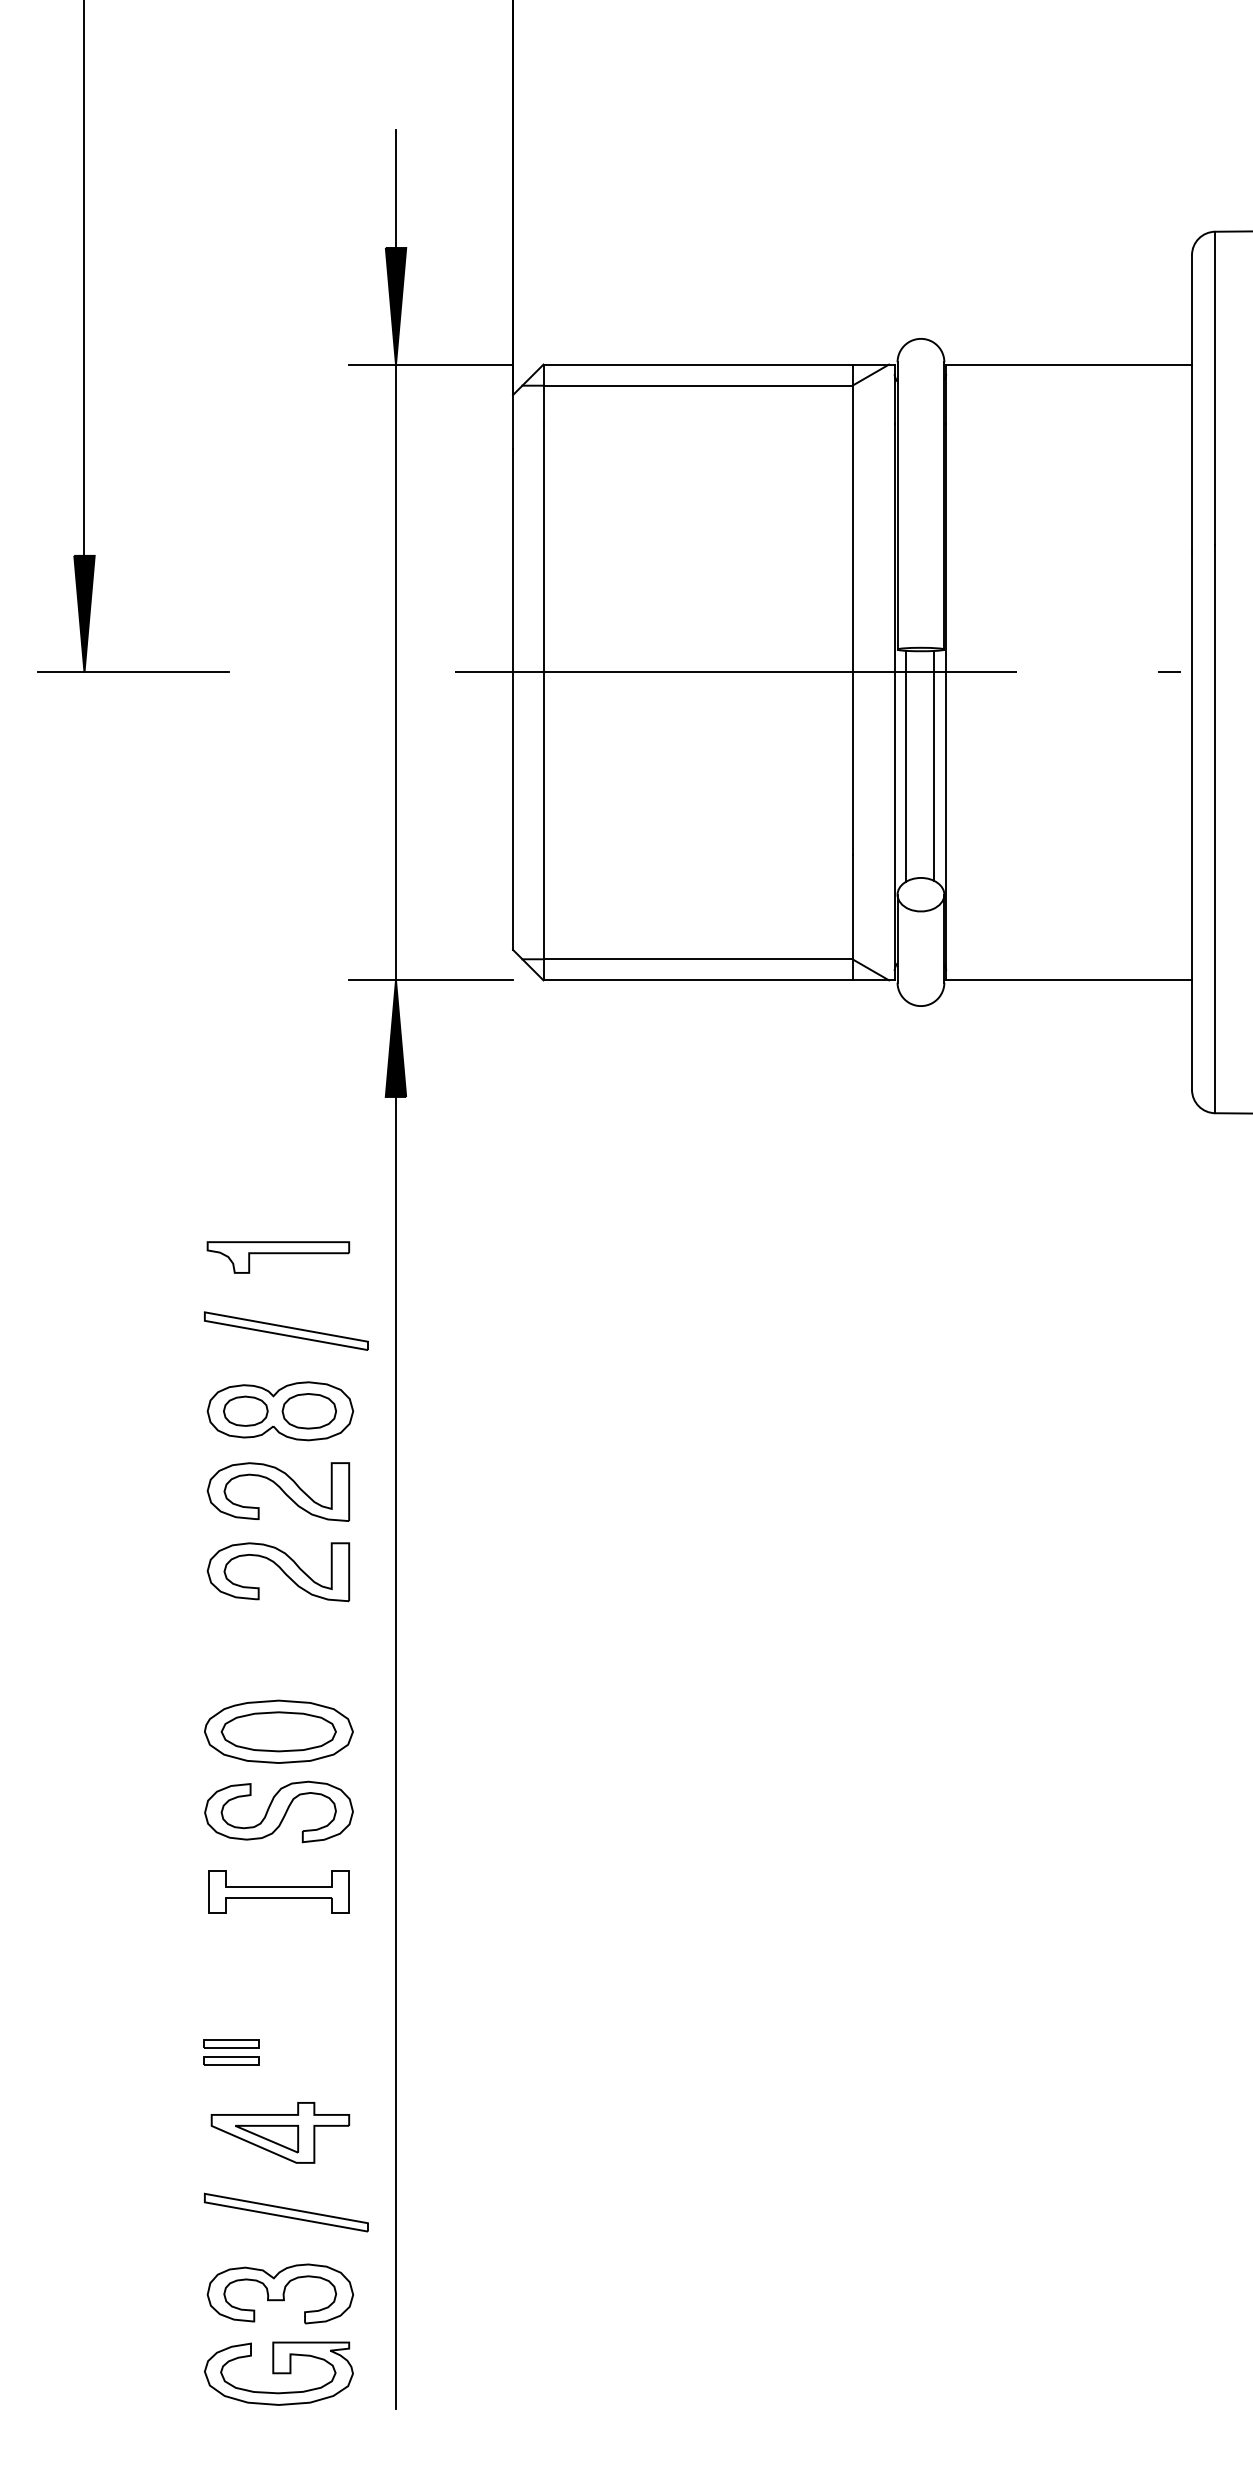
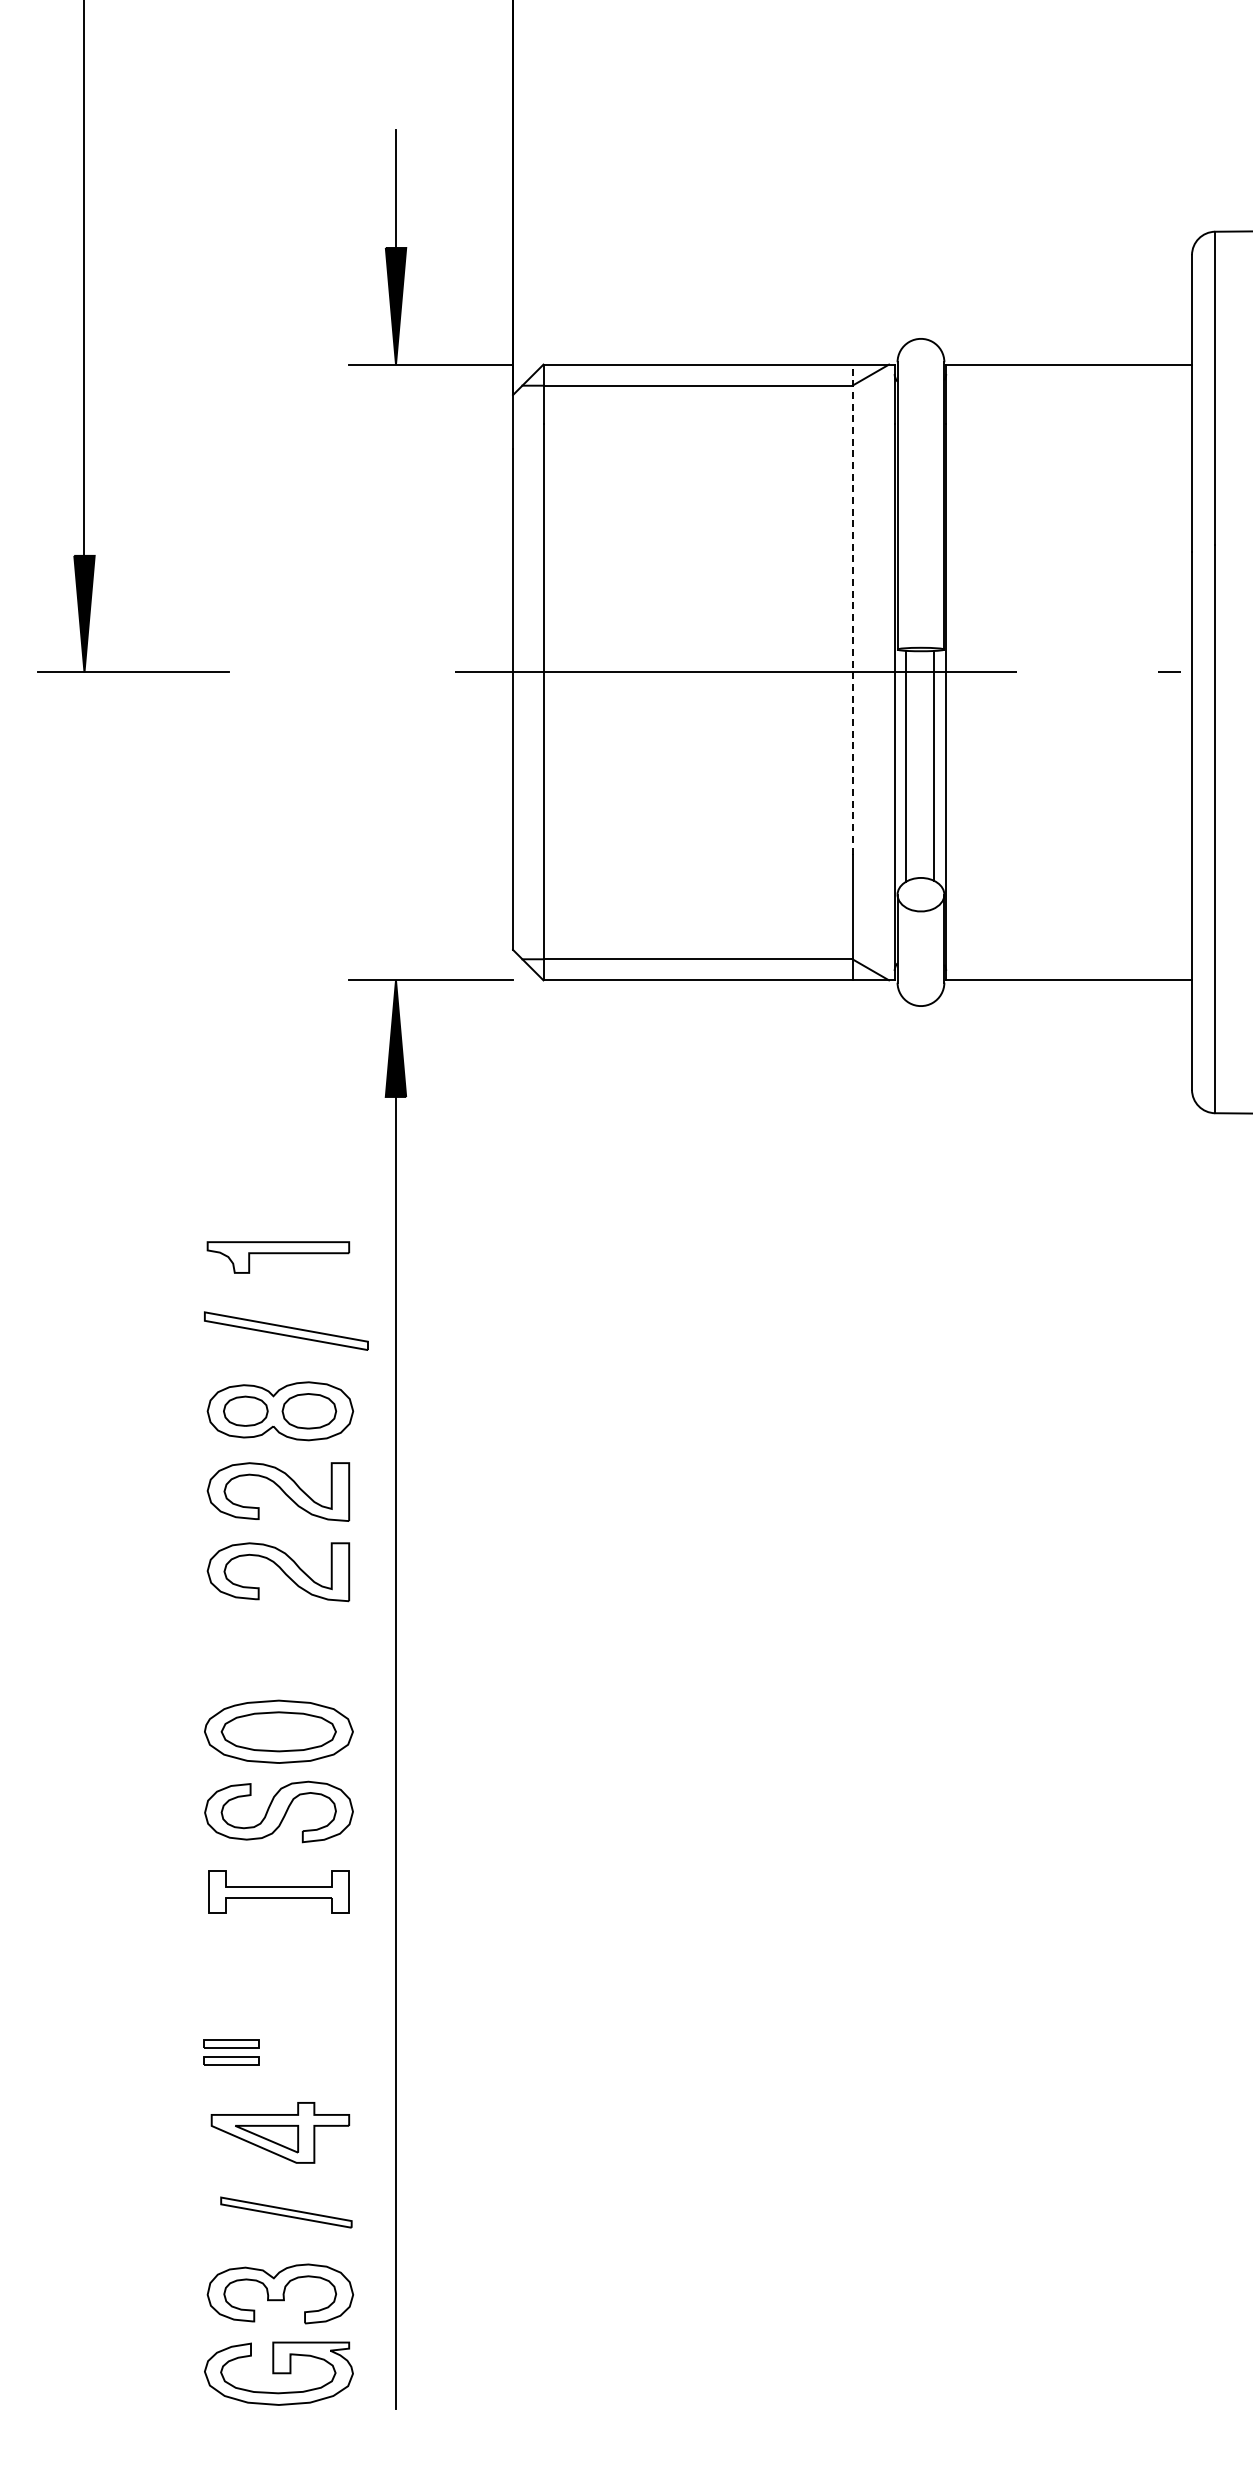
line: solid -> dashed (852, 609)
line: present -> none (396, 672)
part size: 165x41 px -> 133x33 px (286, 2212)
